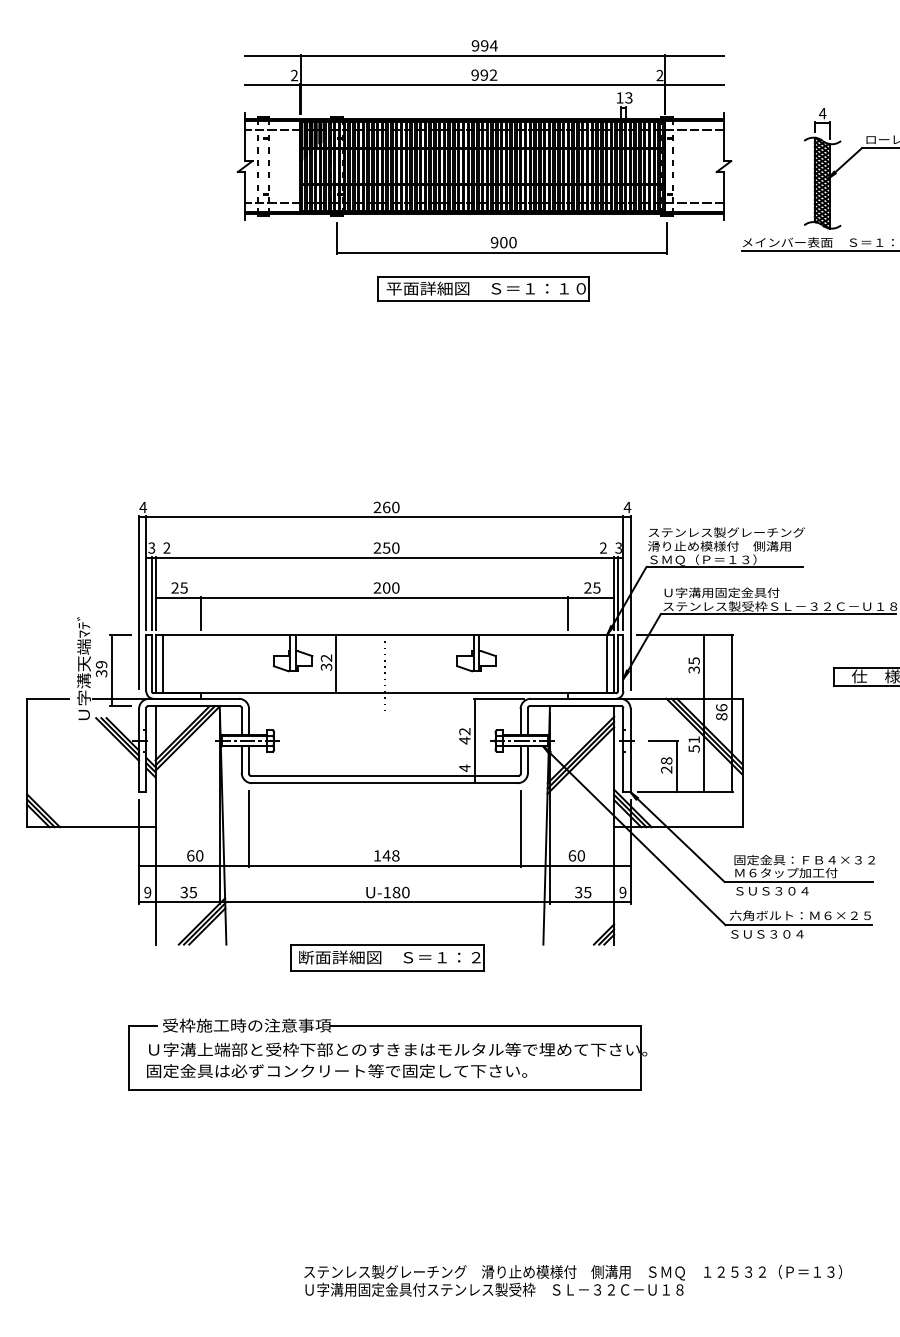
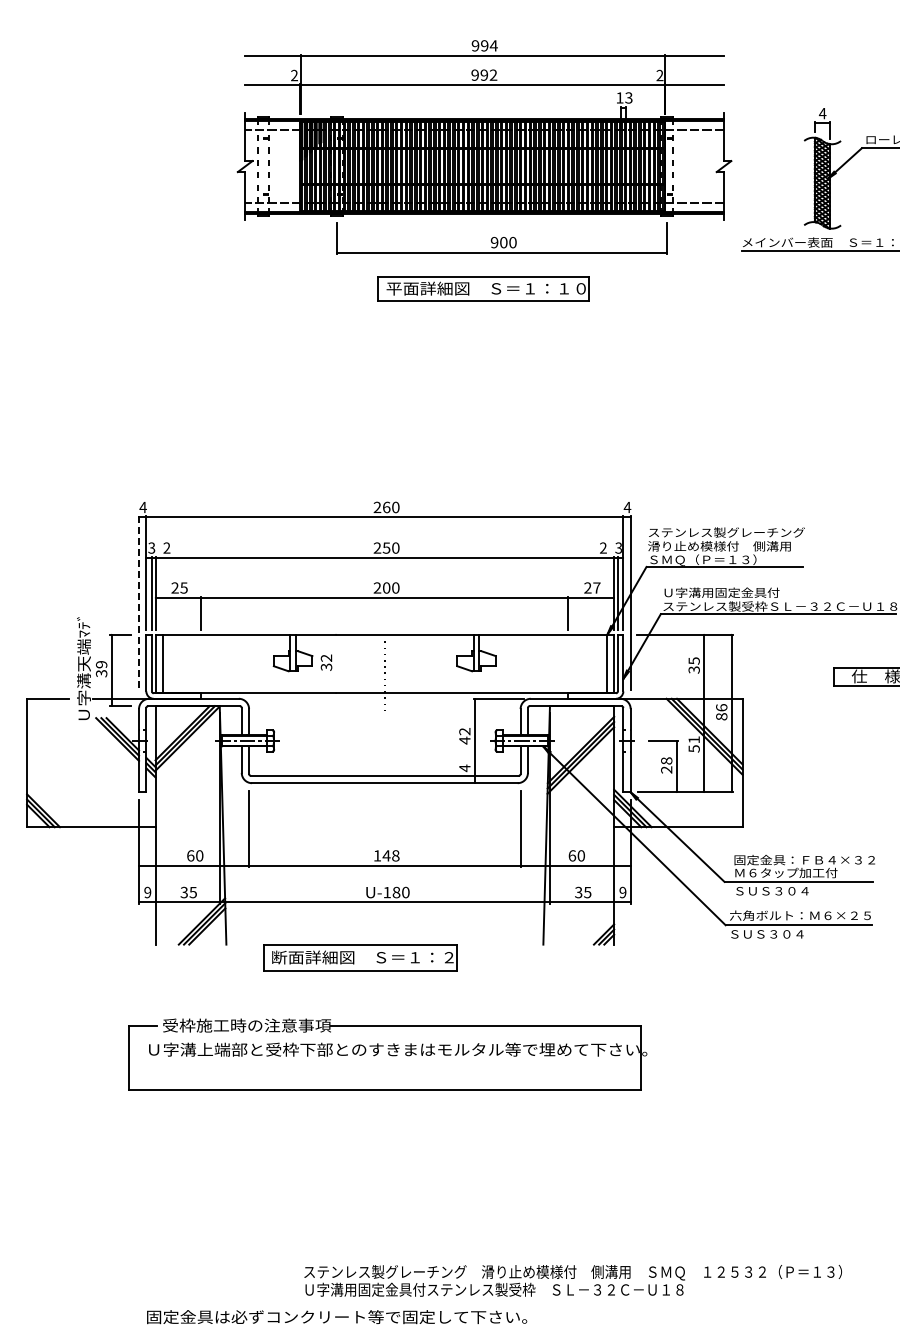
text: 25 -> 27 (596, 587)
line: solid -> dashed (139, 603)
line: present -> none (336, 663)
part position: (387, 957) -> (360, 957) (360, 957)
text position: (337, 1071) -> (337, 1317) (337, 1317)
